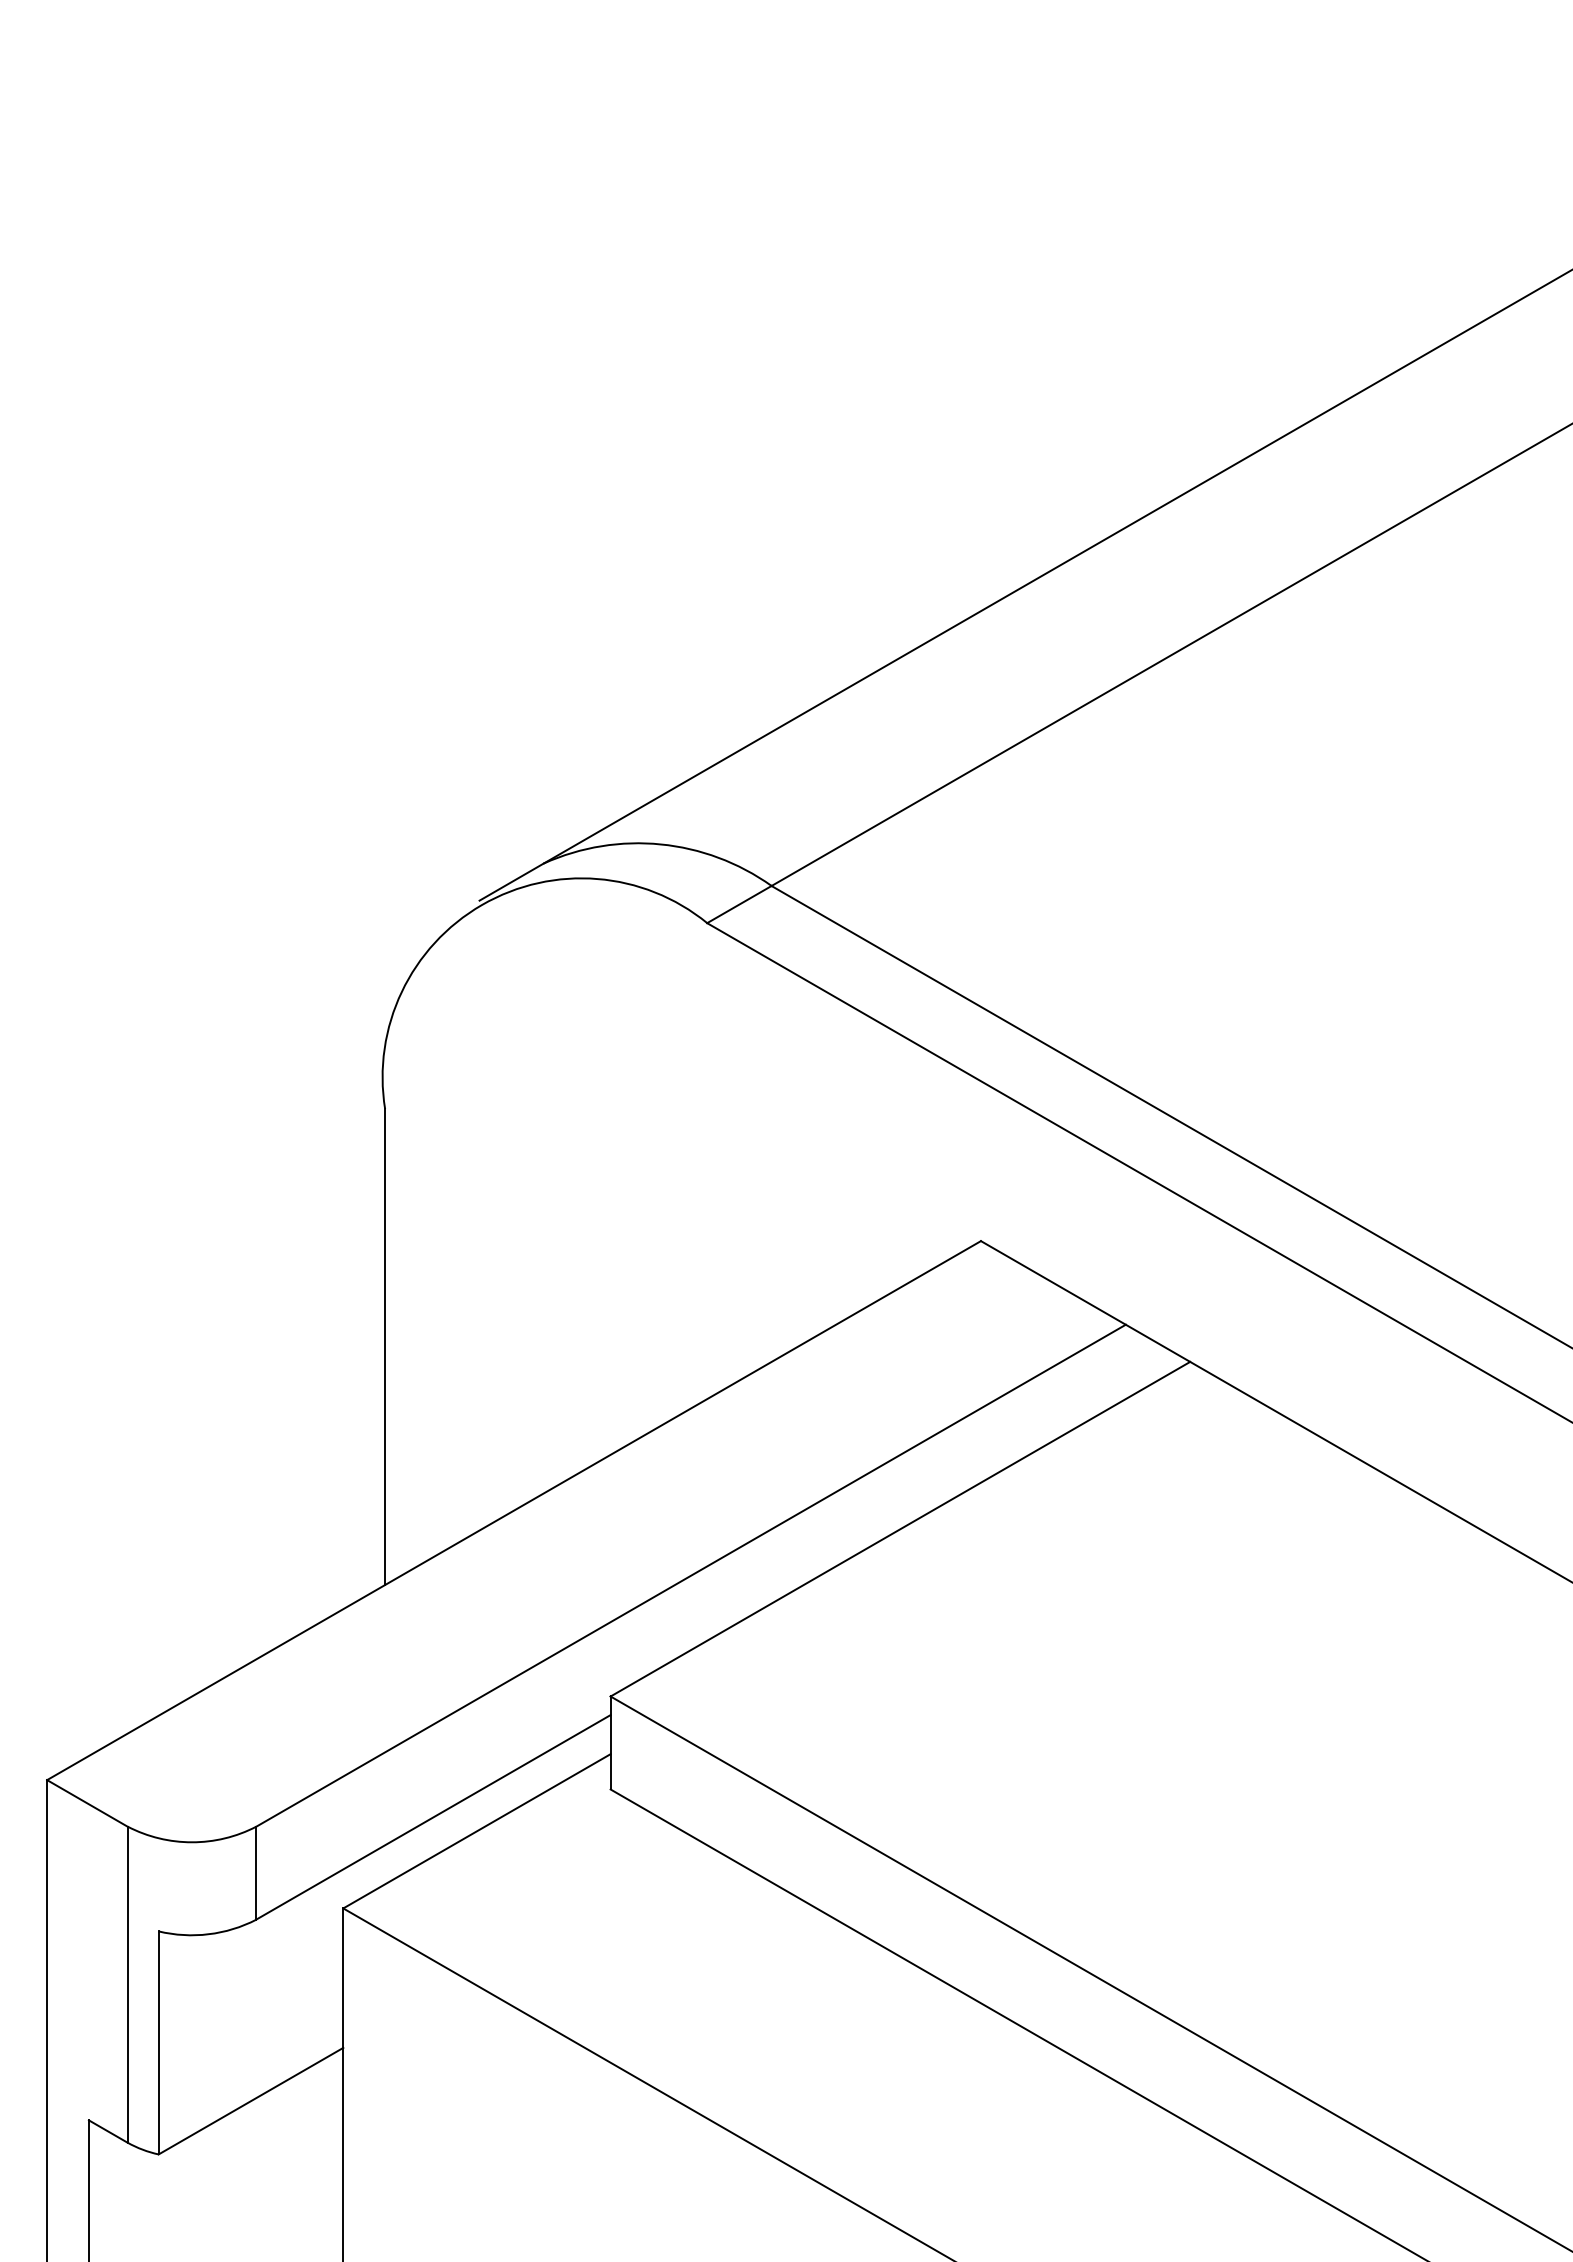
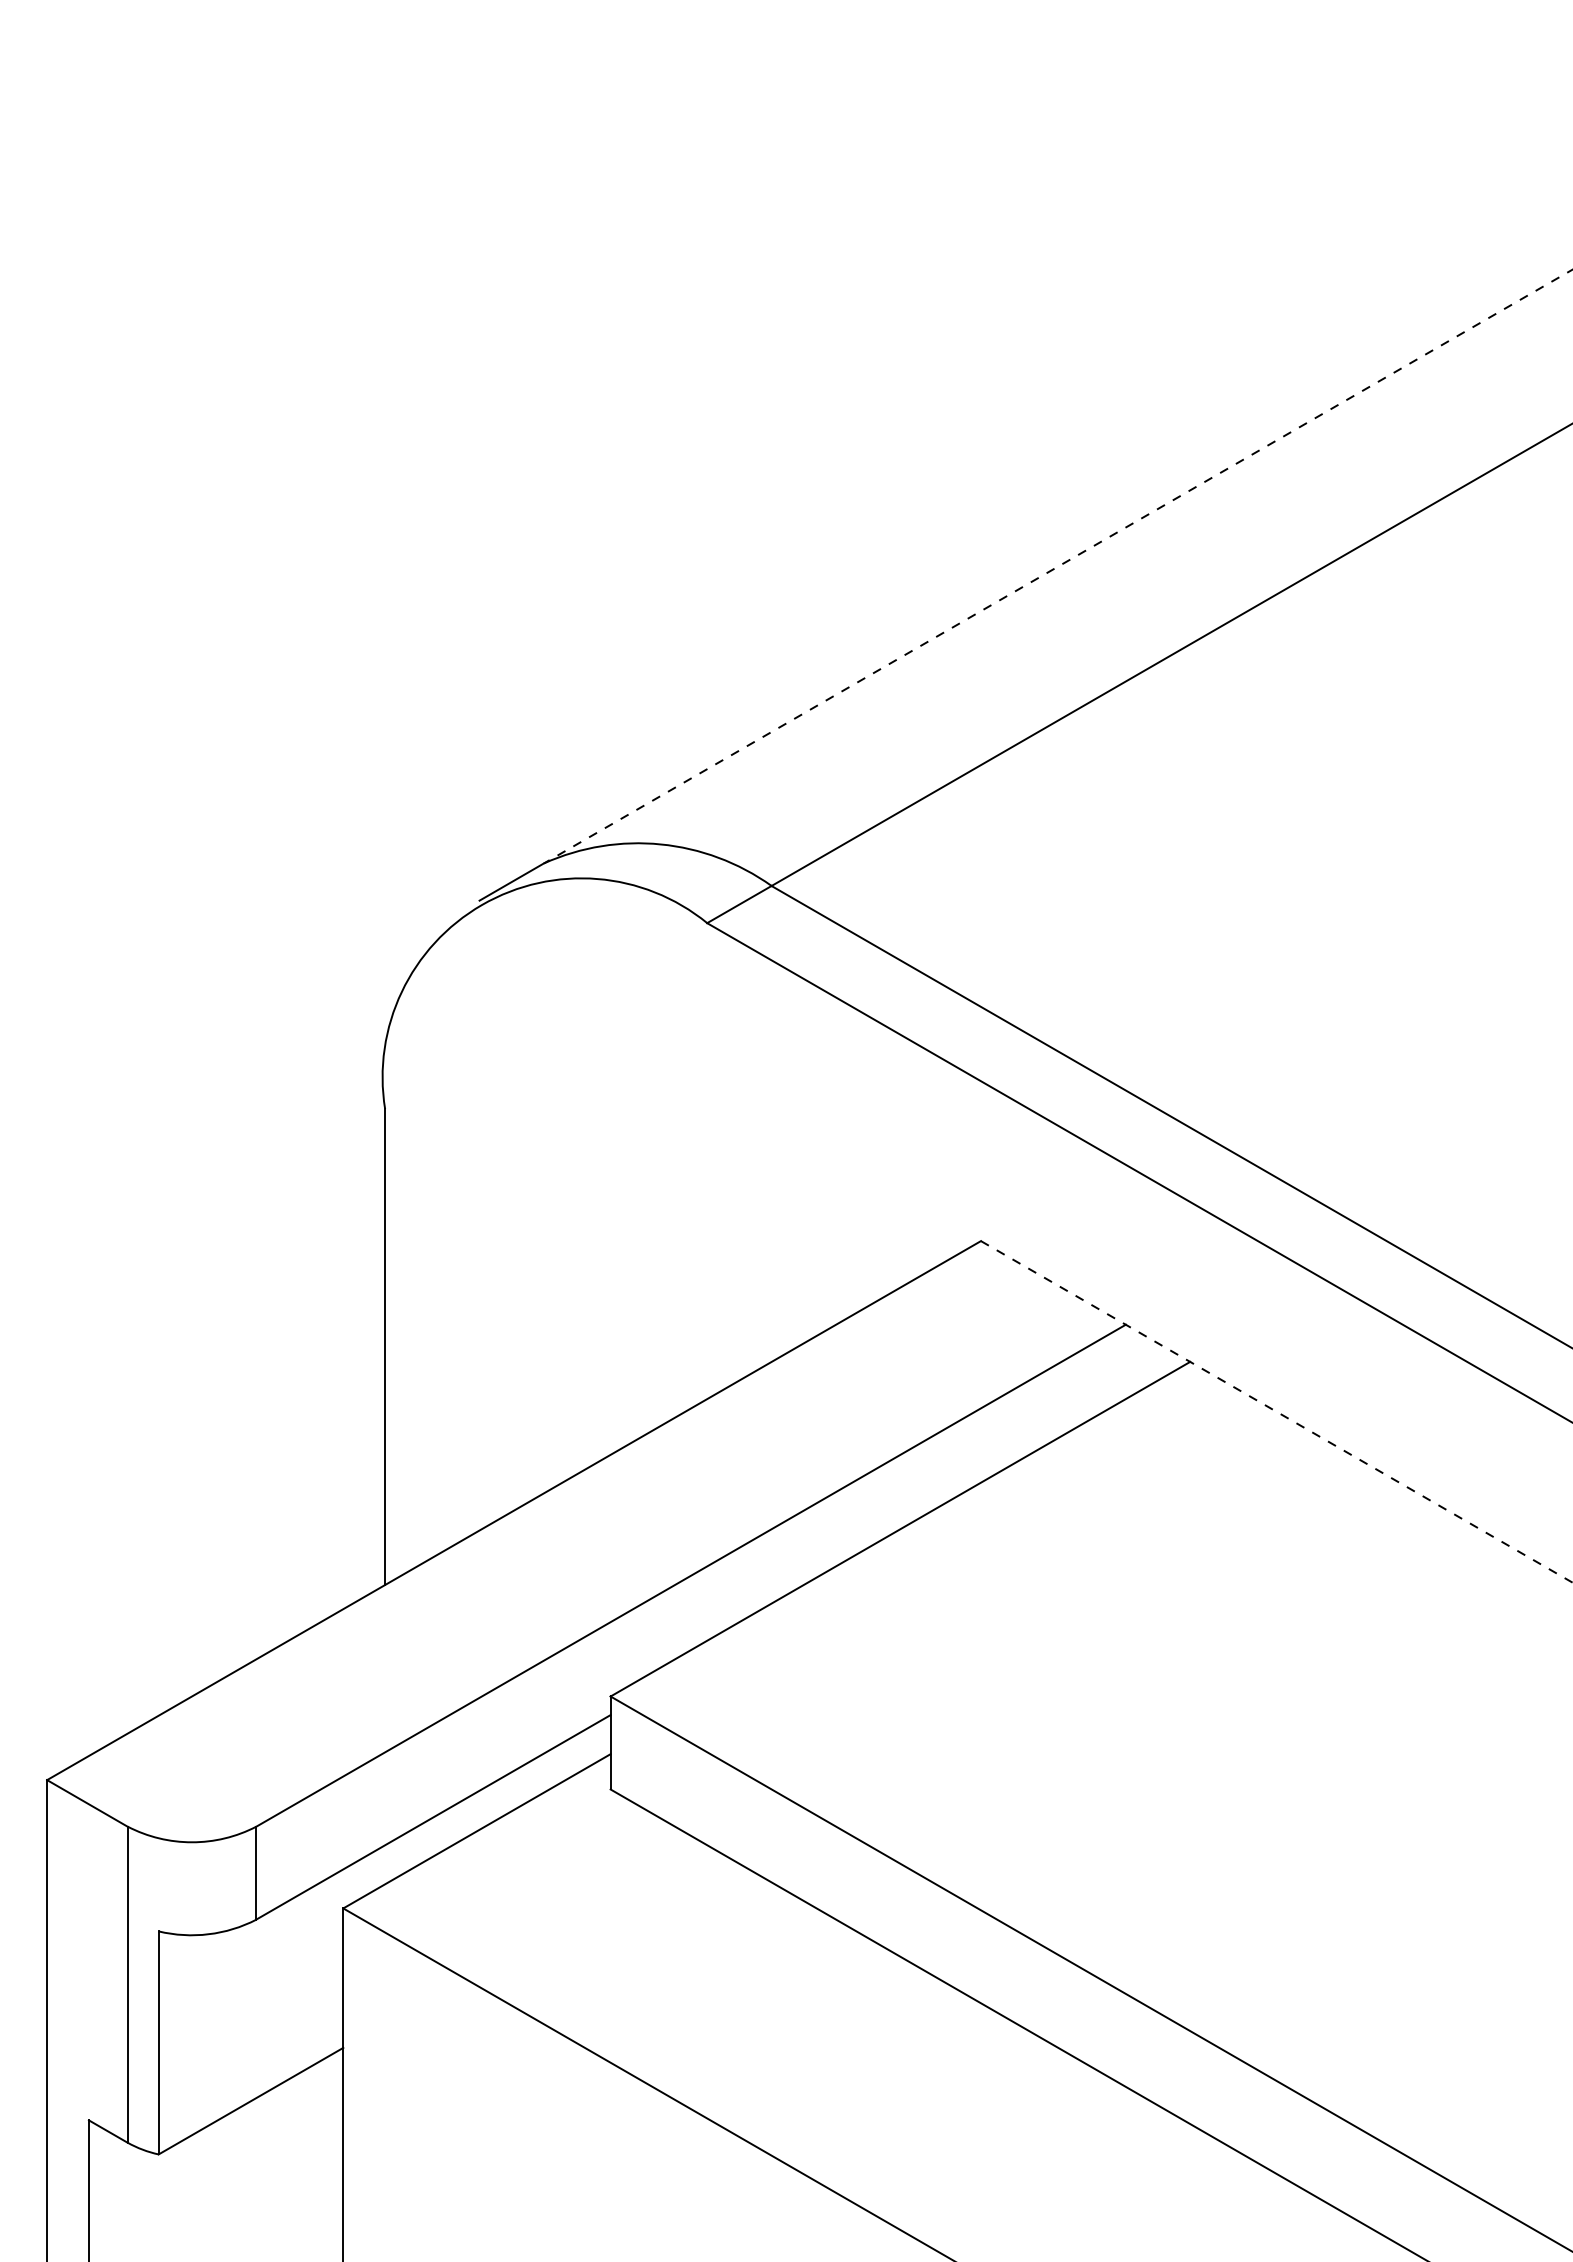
line: solid -> dashed (1058, 566)
line: solid -> dashed (1277, 1412)
